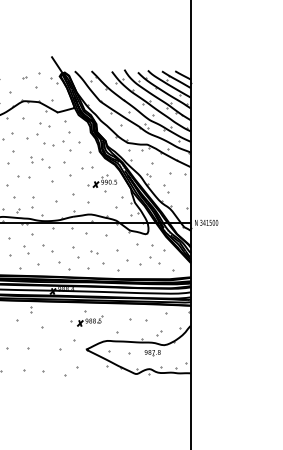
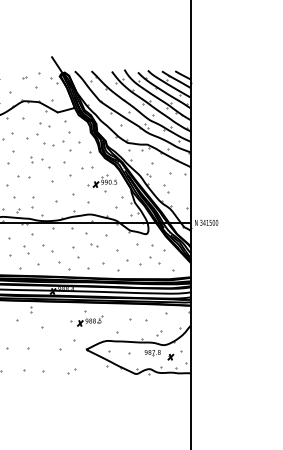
part position: (94, 252) -> (94, 245) (94, 245)
part: none -> present (174, 355)
part size: 15x11 px -> 10x7 px (71, 371)
